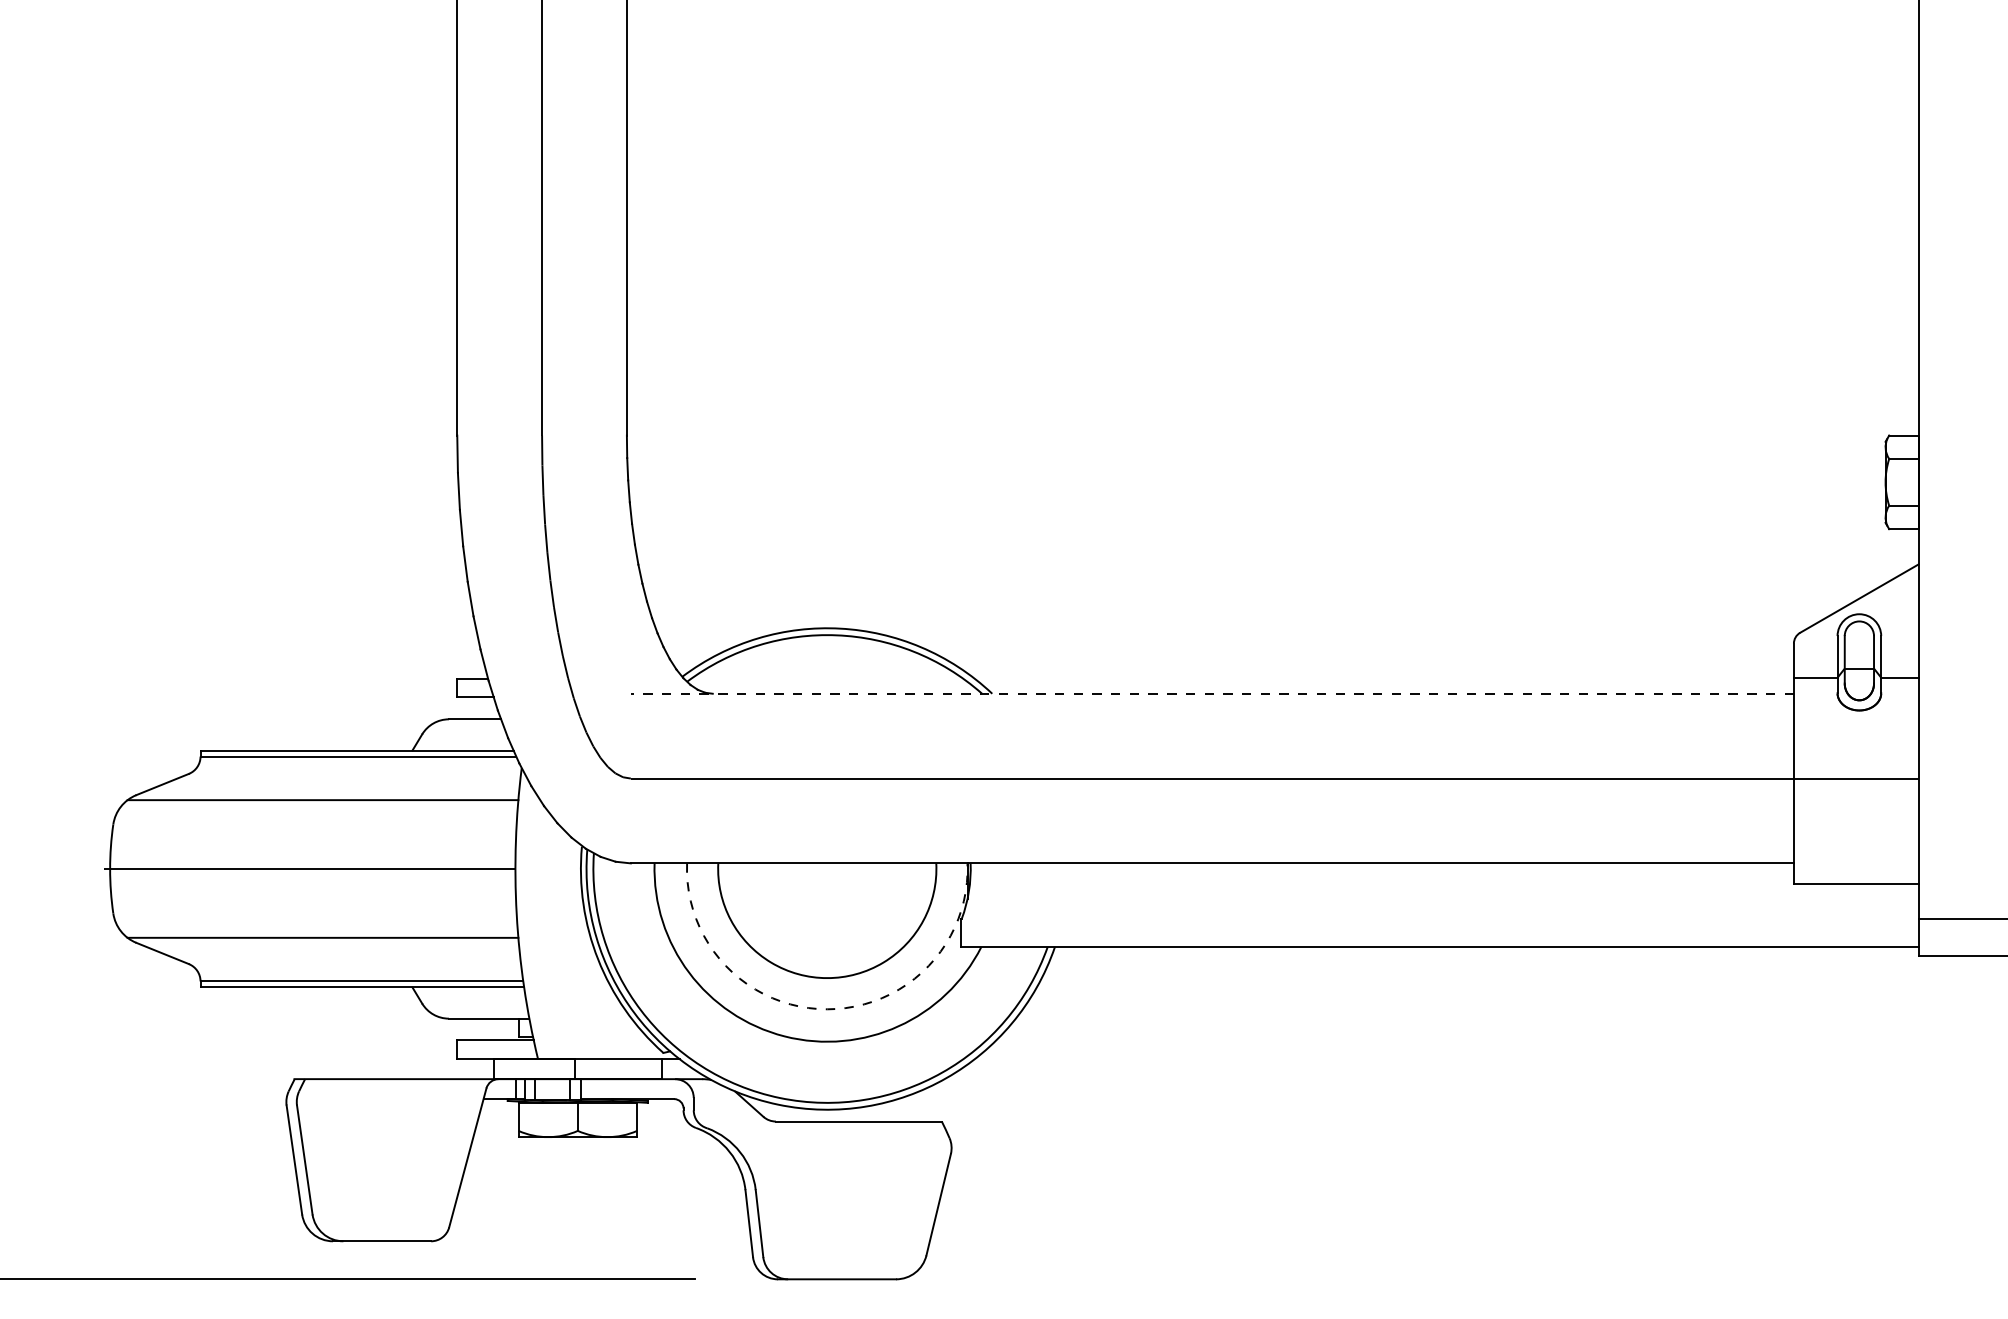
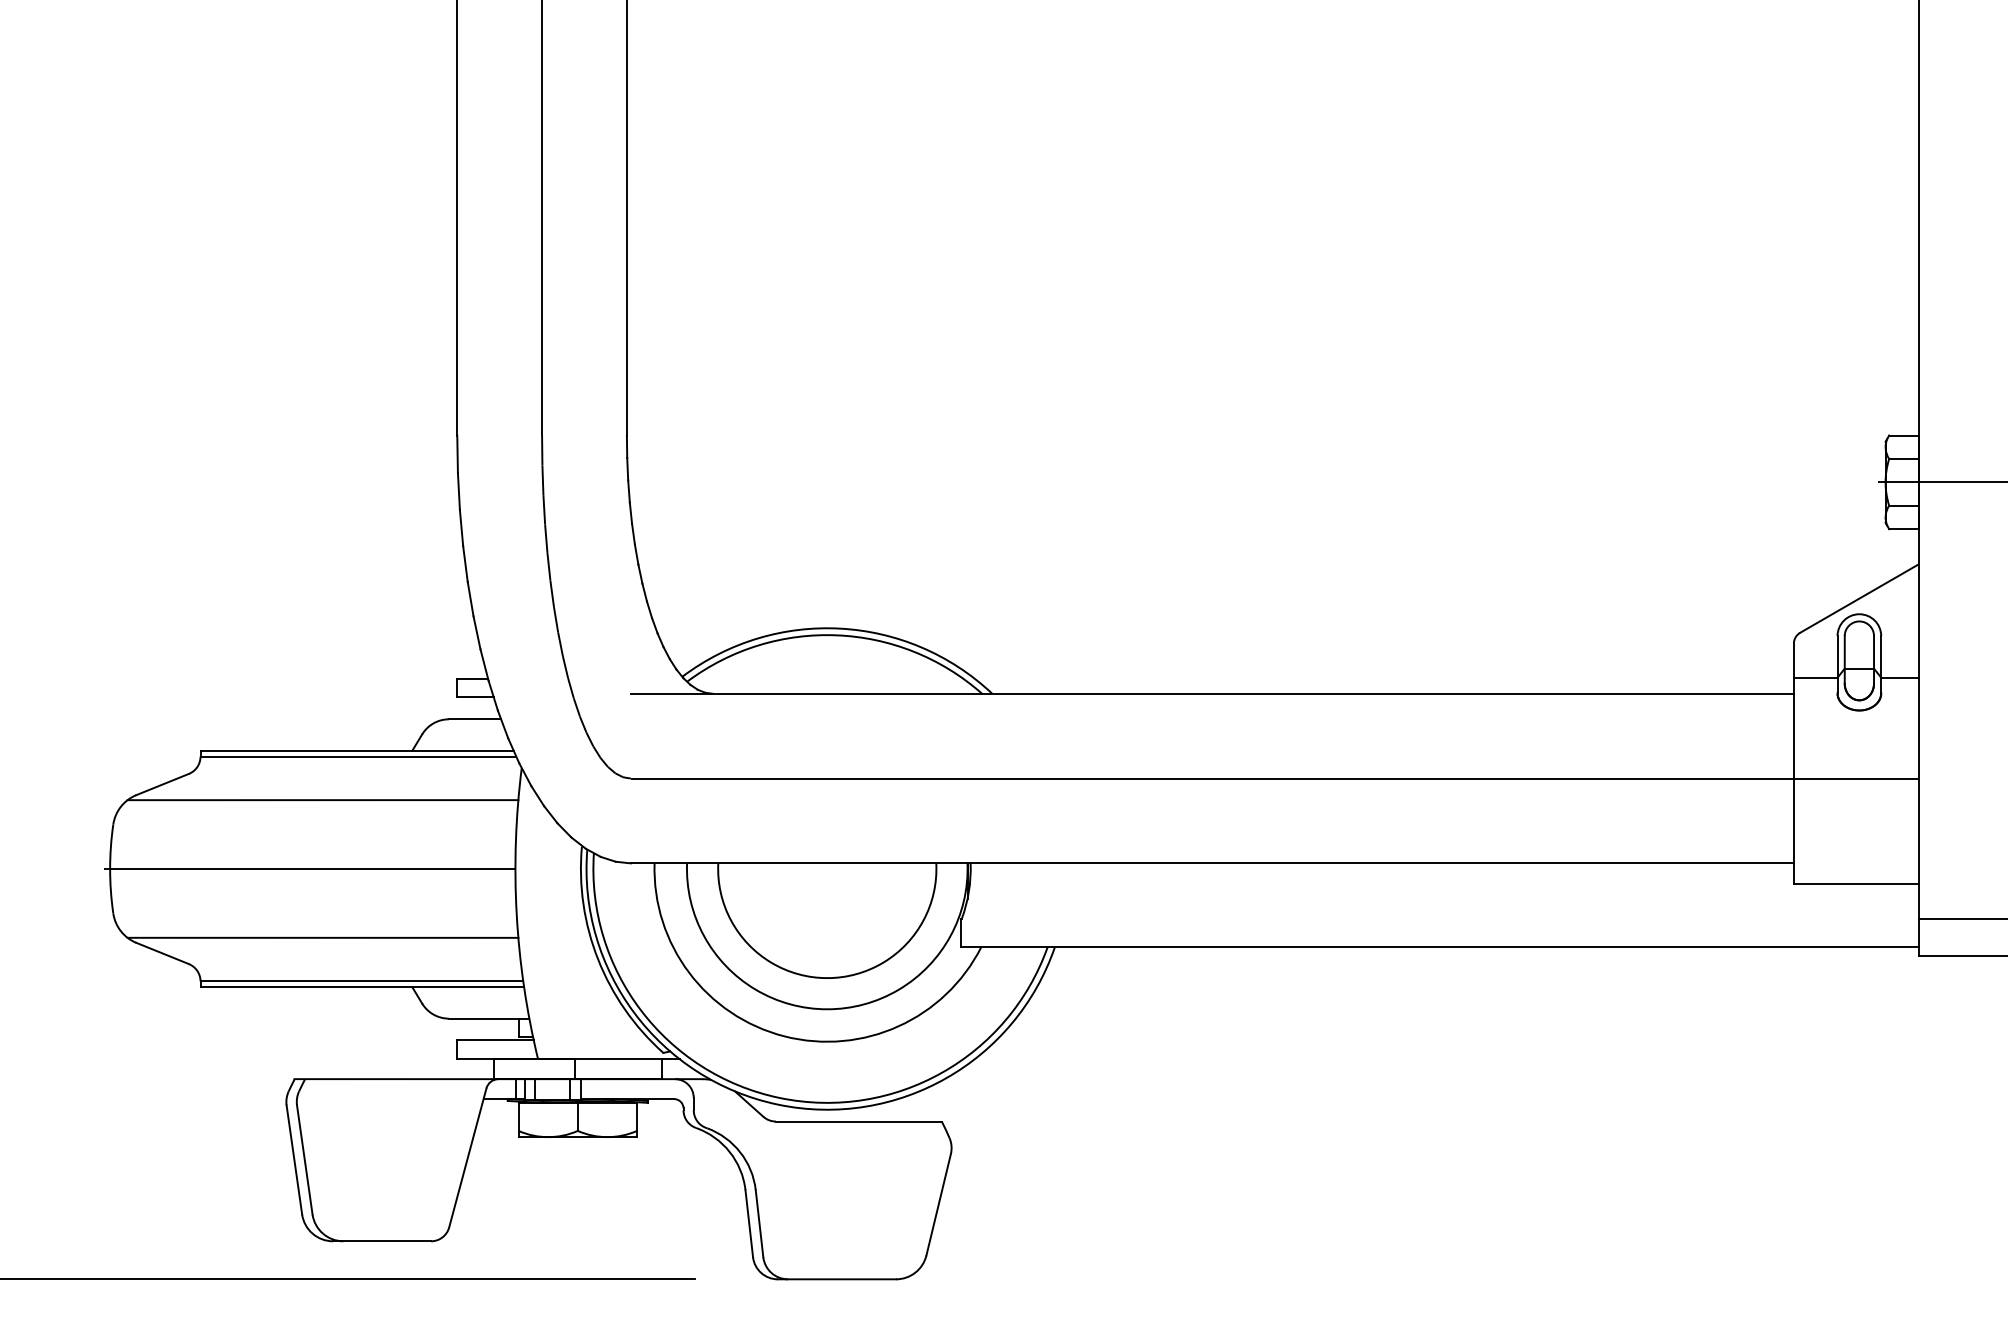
line: none -> present (1941, 482)
line: dashed -> solid (1212, 693)
arc: dashed -> solid (827, 1009)
